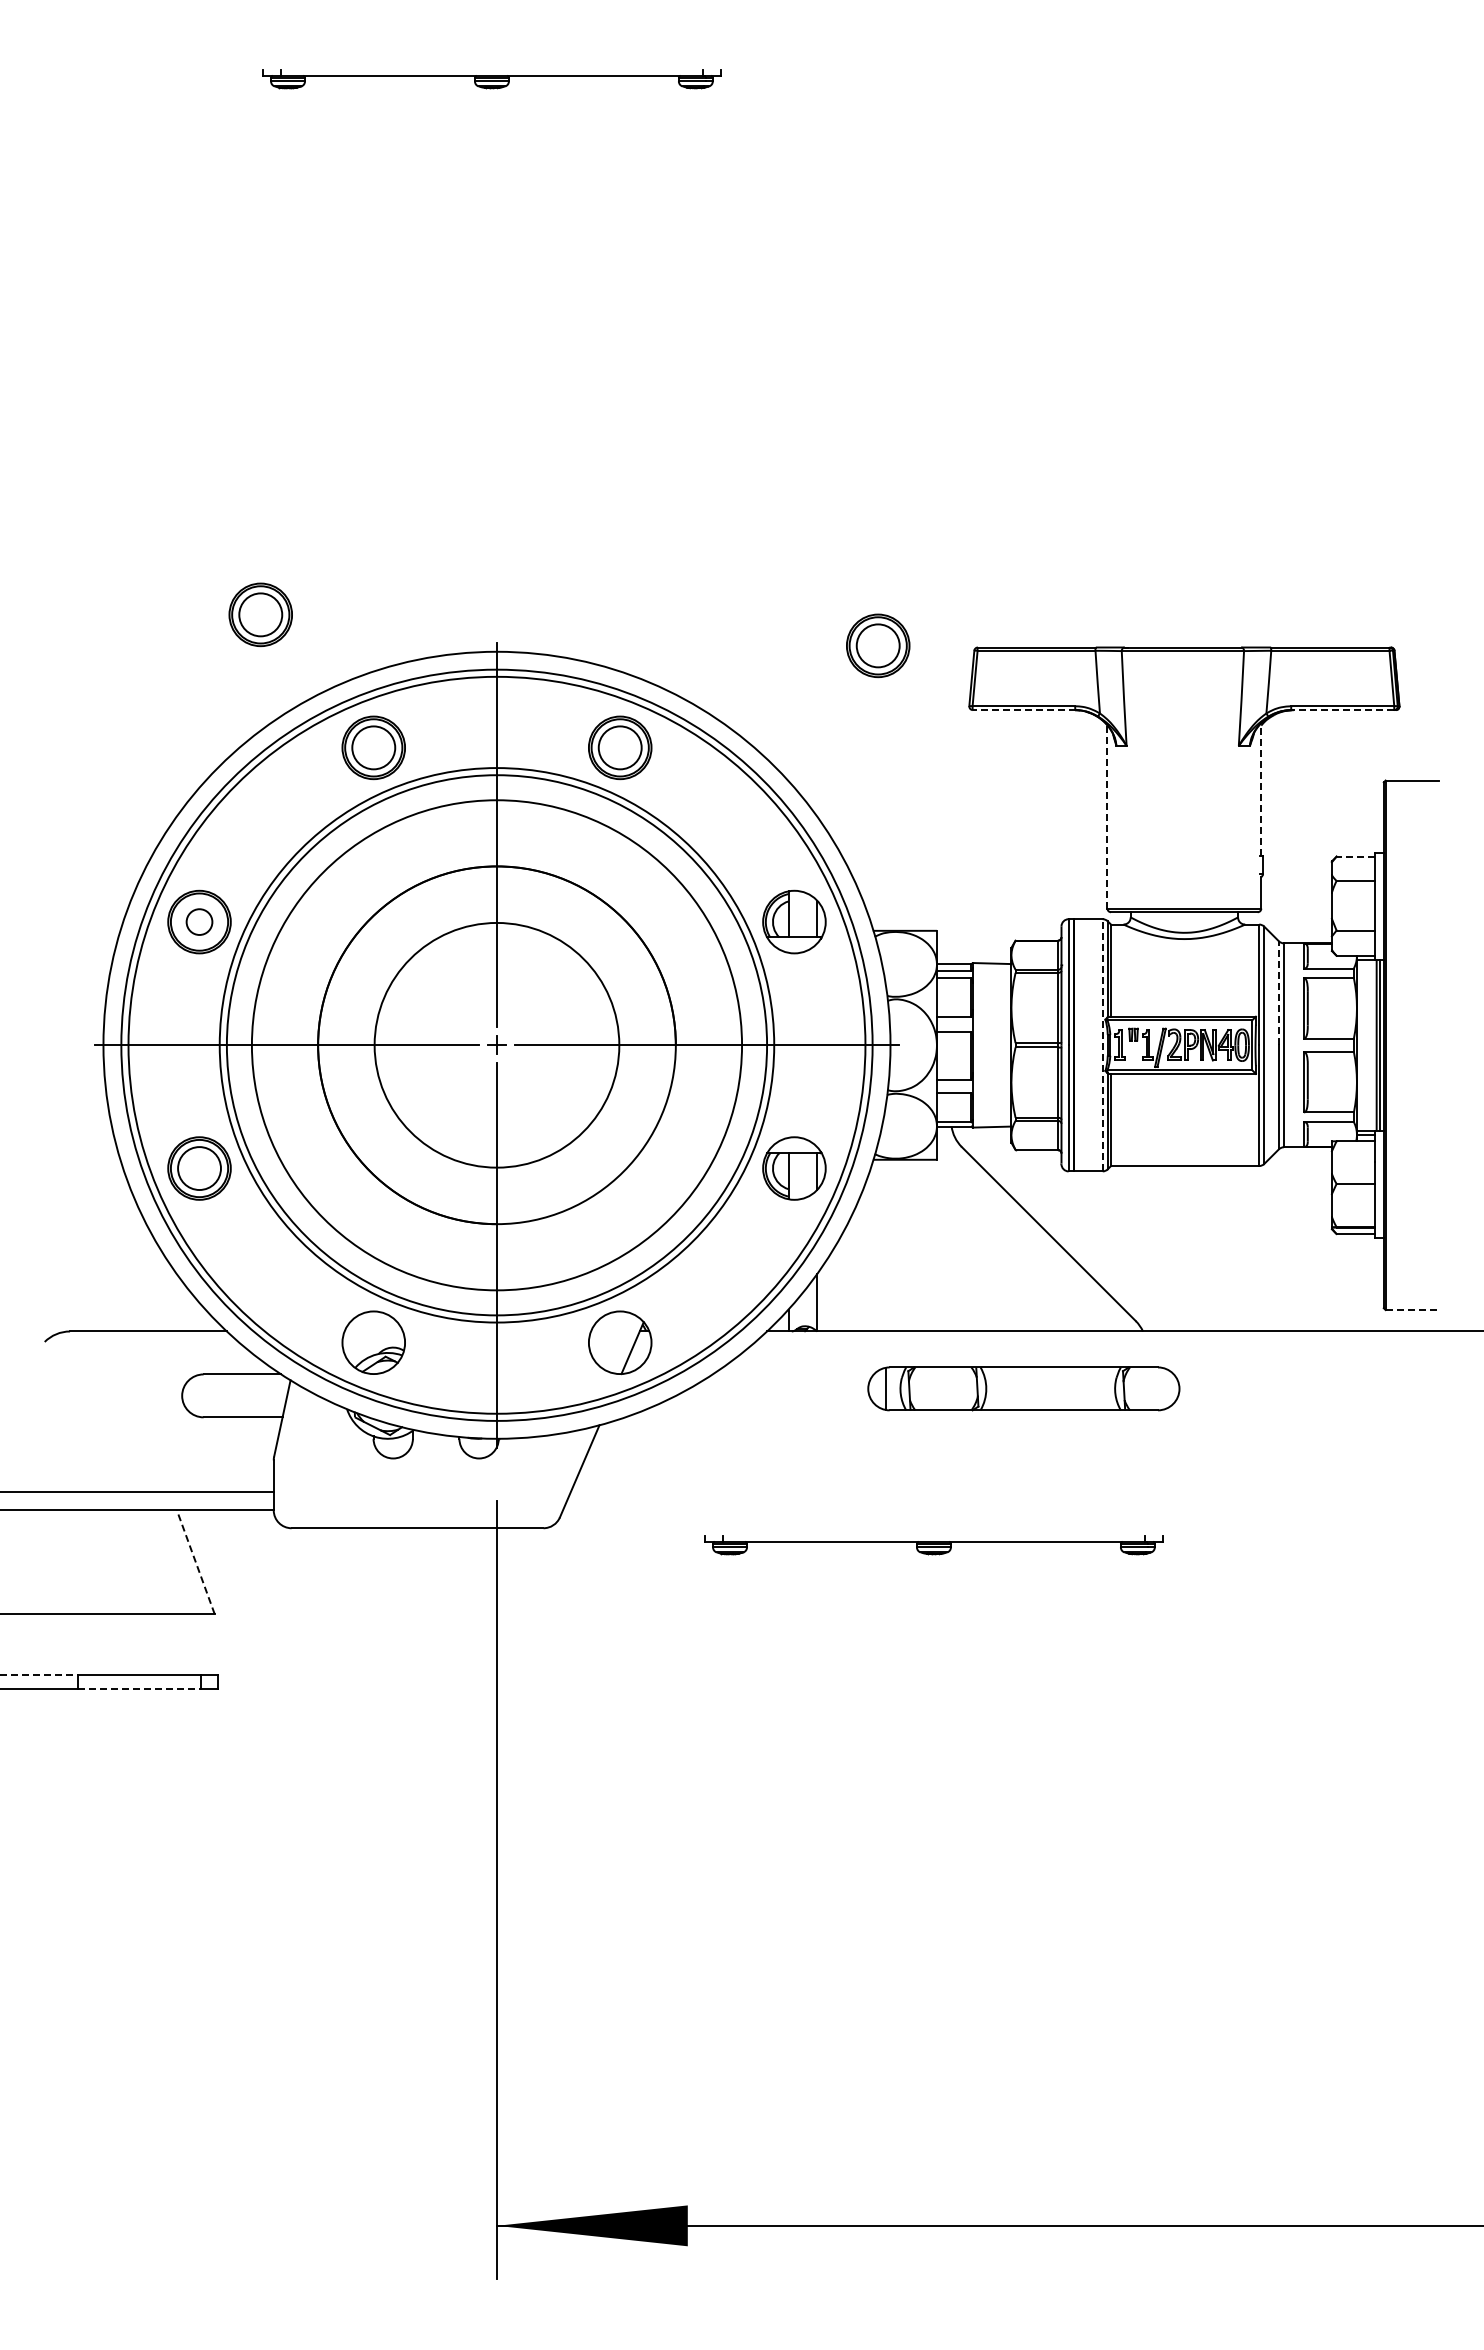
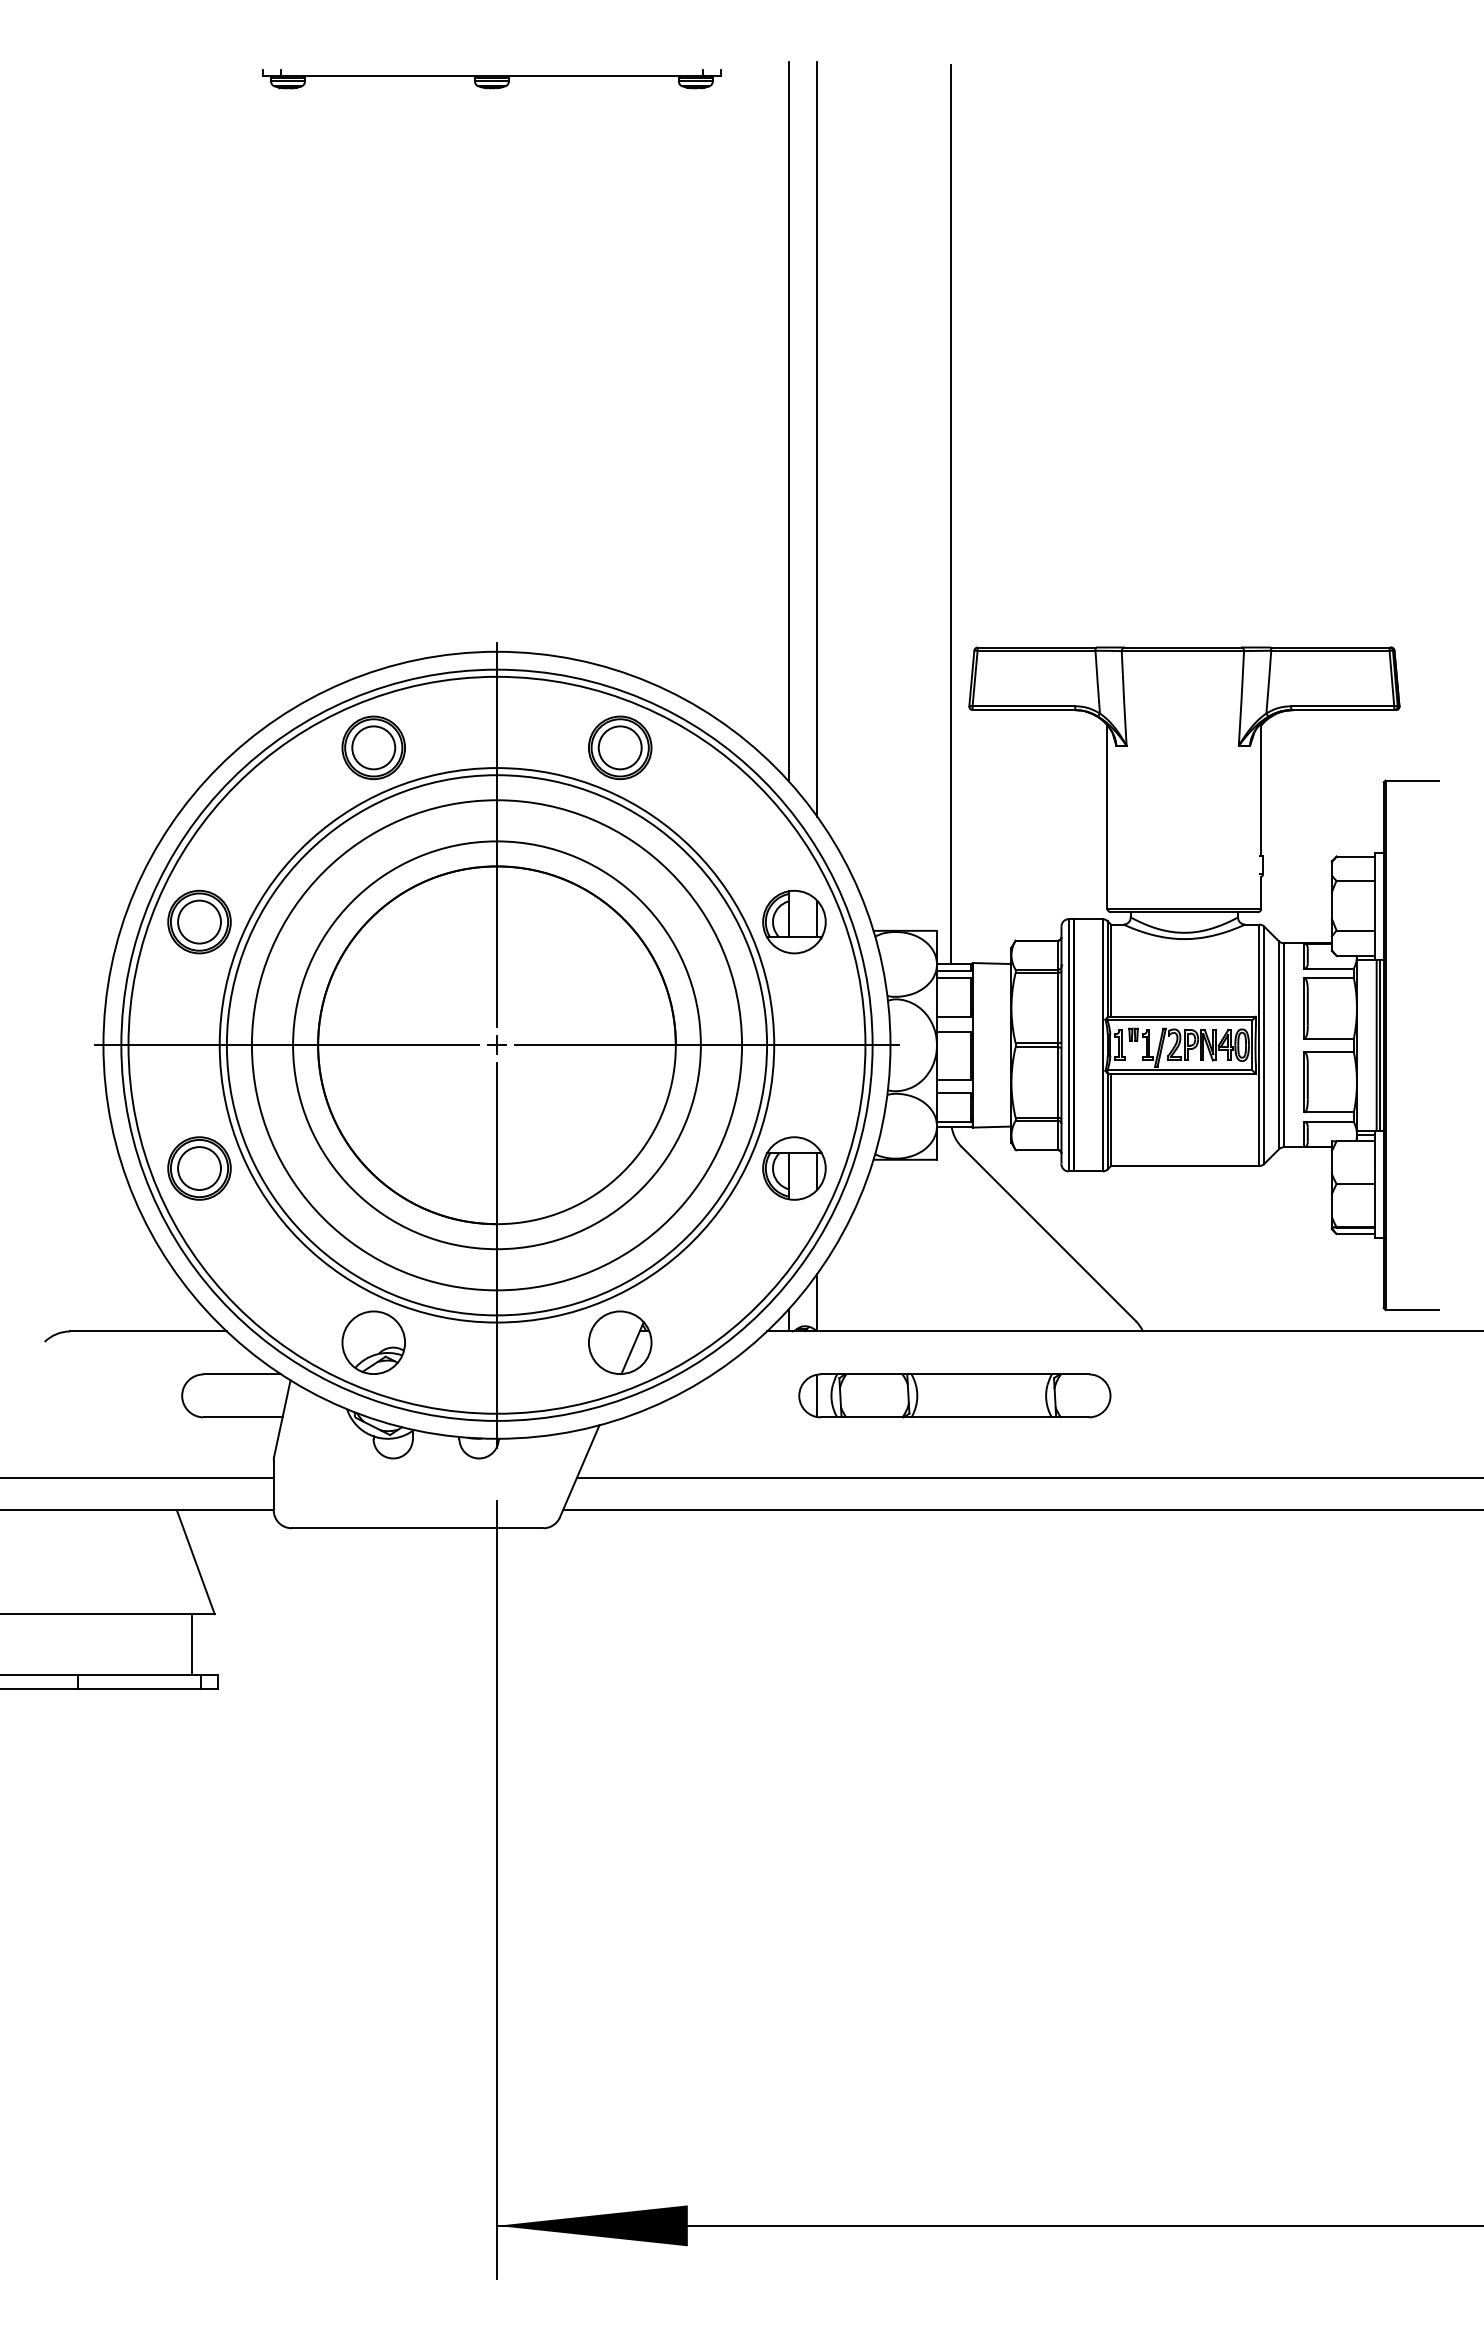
line: none -> present (788, 421)
line: none -> present (817, 438)
line: none -> present (951, 514)
part: present -> none (260, 614)
part: present -> none (878, 645)
line: dashed -> solid (1023, 710)
line: dashed -> solid (1342, 710)
line: dashed -> solid (1261, 789)
line: dashed -> solid (1107, 817)
line: dashed -> solid (1355, 856)
circle diameter: 26 px -> 43 px (199, 921)
line: dashed -> solid (1278, 992)
circle diameter: 245 px -> 408 px (496, 1045)
line: dashed -> solid (1102, 1044)
line: dashed -> solid (1412, 1310)
part position: (1023, 1388) -> (954, 1395) (954, 1395)
line: none -> present (1028, 1478)
line position: (137, 1492) -> (137, 1478) (137, 1478)
line: none -> present (1021, 1510)
part: present -> none (933, 1545)
line: dashed -> solid (195, 1561)
line: none -> present (191, 1644)
line: dashed -> solid (39, 1674)
line: dashed -> solid (140, 1689)
